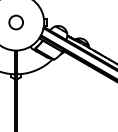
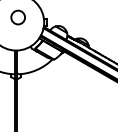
circle position: (15, 22) -> (17, 17) (17, 17)
